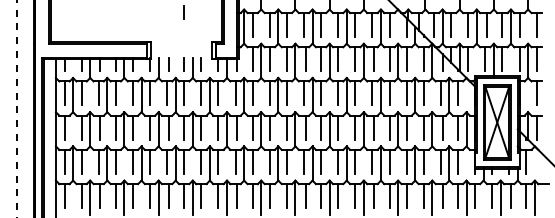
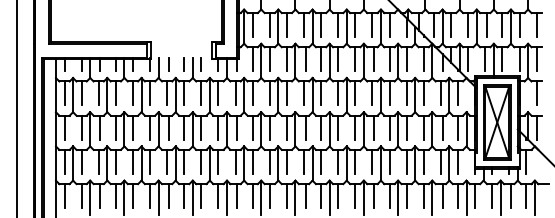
line: present -> none (183, 12)
line: dashed -> solid (16, 108)
